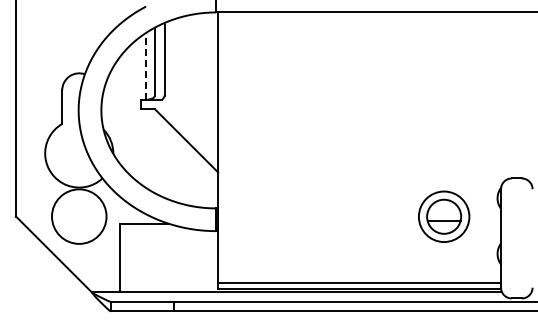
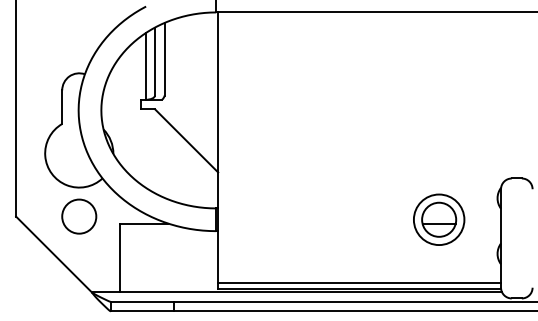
line: dashed -> solid (145, 66)
circle diameter: 55 px -> 34 px (79, 216)
part position: (444, 216) -> (439, 219) (439, 219)
